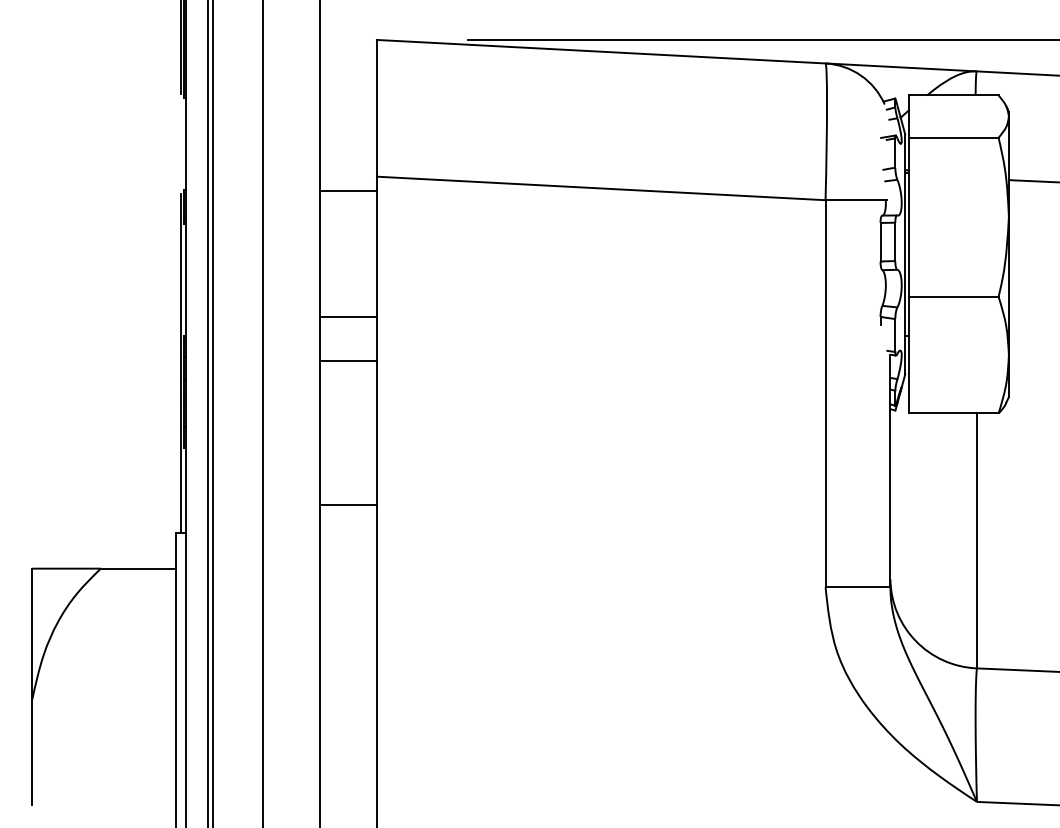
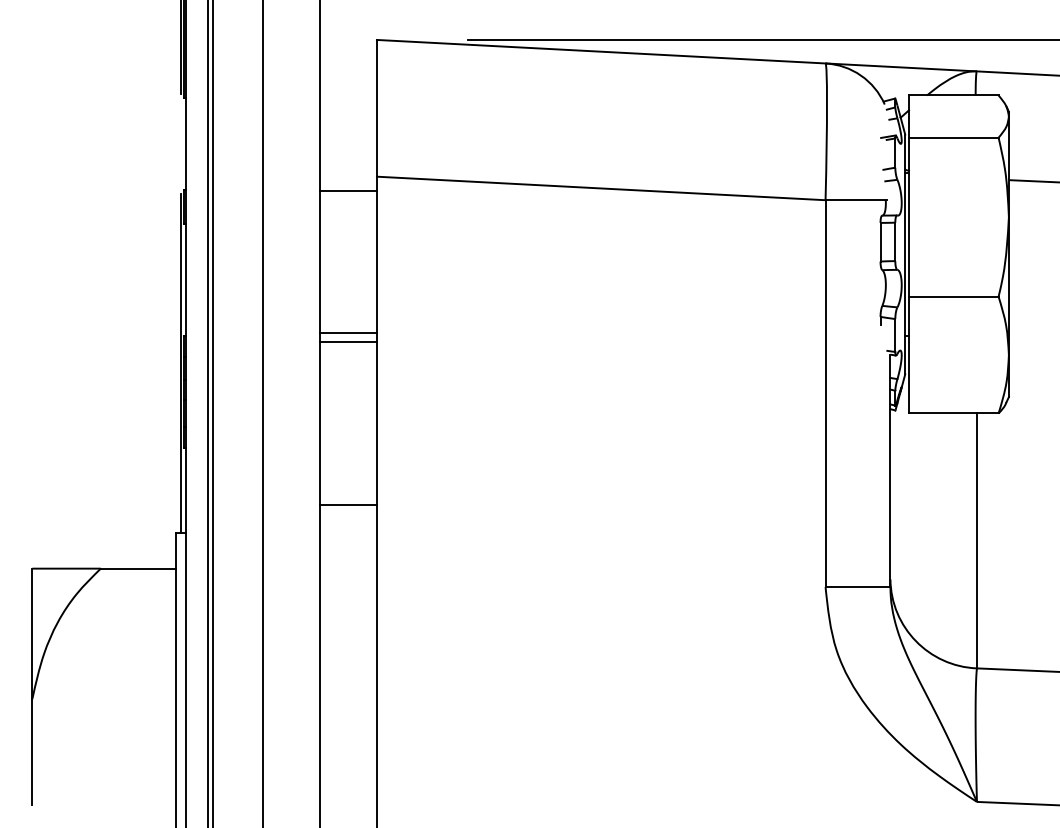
line position: (347, 317) -> (347, 333) (347, 333)
line position: (347, 361) -> (347, 342) (347, 342)
